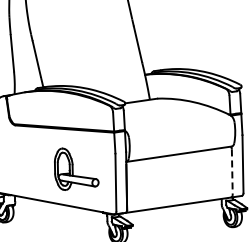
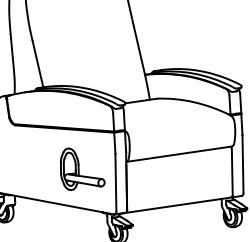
part position: (76, 168) -> (82, 168) (82, 168)
line: dashed -> solid (232, 172)
